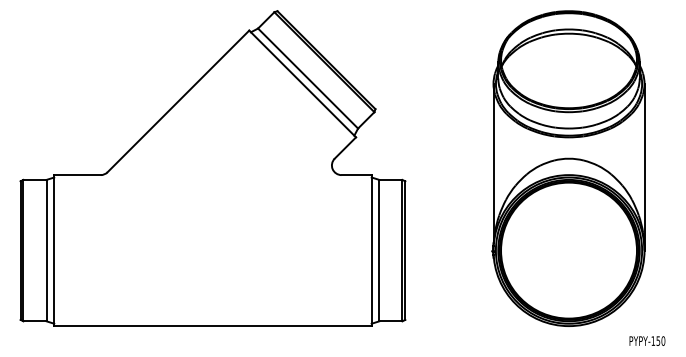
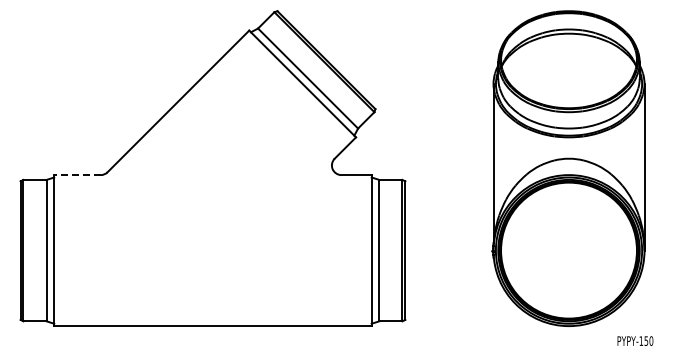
line: solid -> dashed (77, 175)
text position: (647, 340) -> (635, 340) (635, 340)
